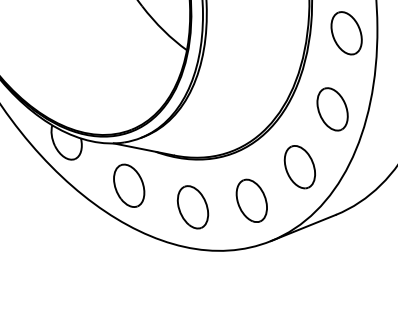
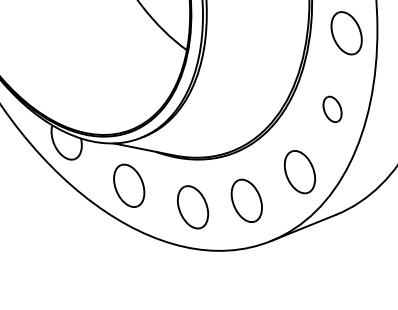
part size: 33x45 px -> 21x28 px (332, 108)
part position: (299, 167) -> (299, 172) (299, 172)
part position: (251, 200) -> (246, 200) (246, 200)
